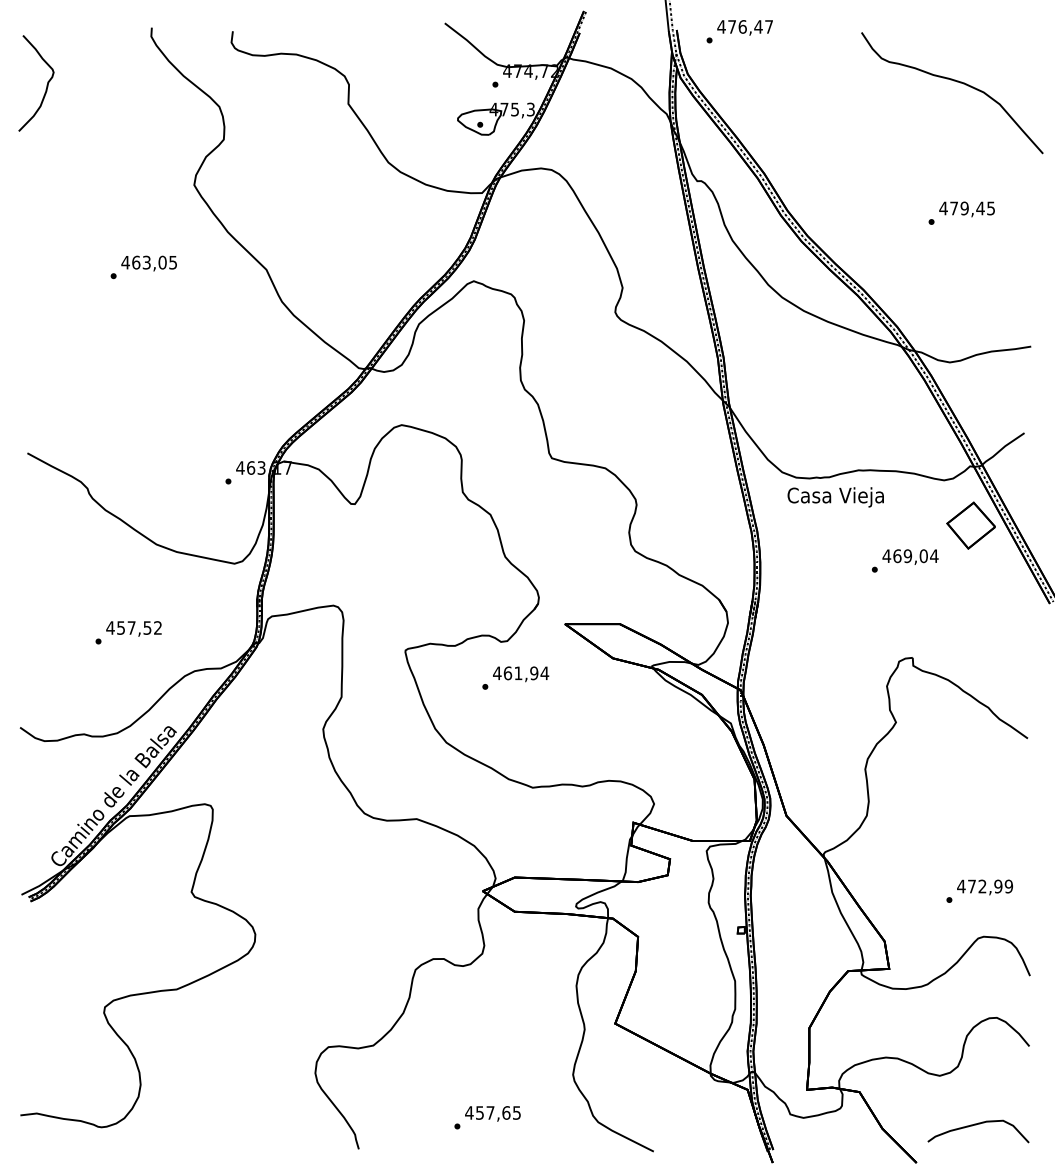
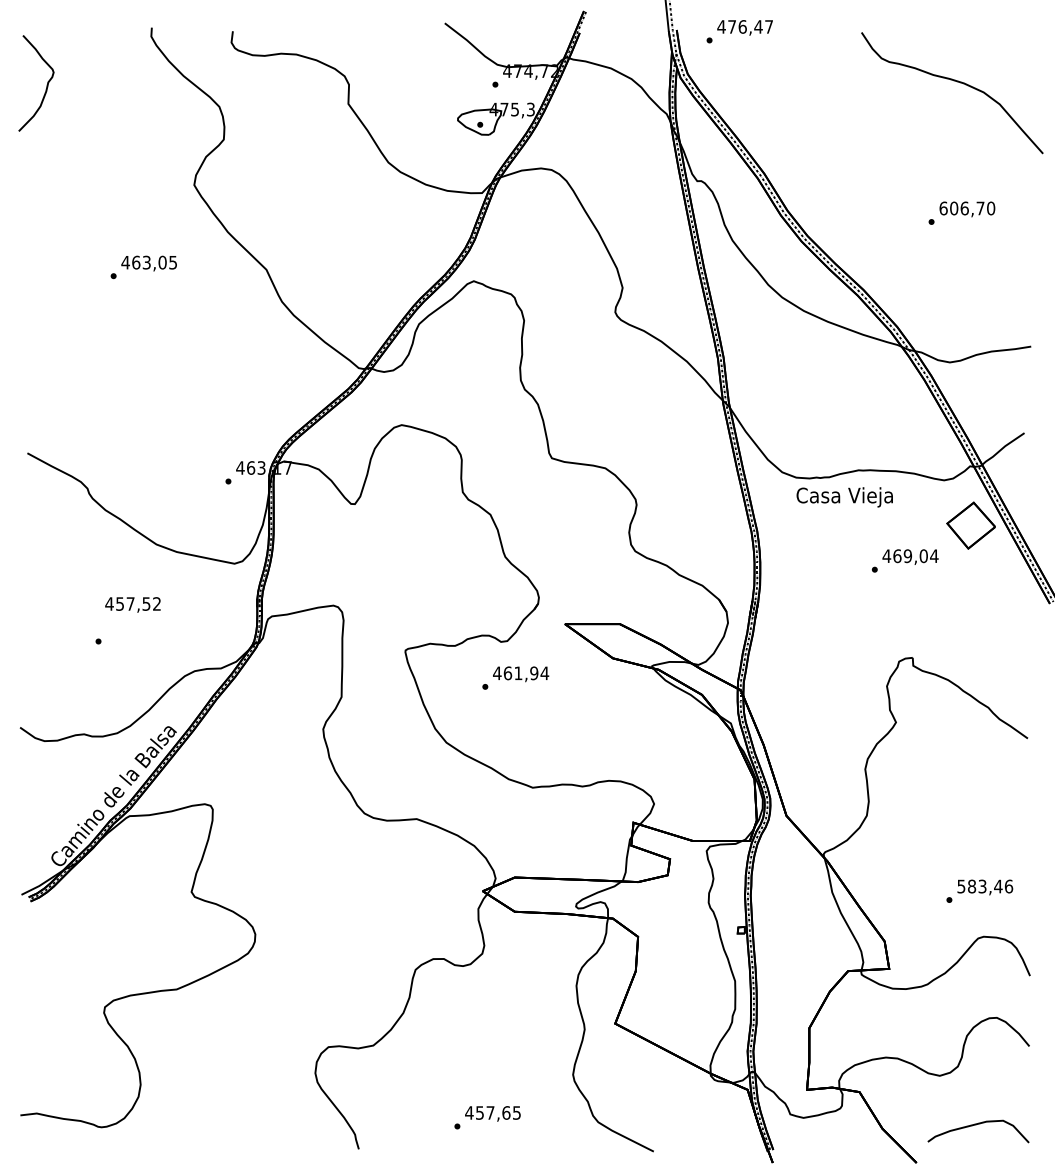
text: 479,45 -> 606,70 (967, 208)
text position: (835, 497) -> (844, 497) (844, 497)
text position: (133, 628) -> (132, 604) (132, 604)
text: 472,99 -> 583,46 (985, 886)
